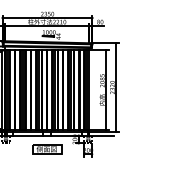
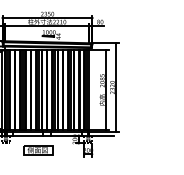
part position: (47, 149) -> (38, 150) (38, 150)
